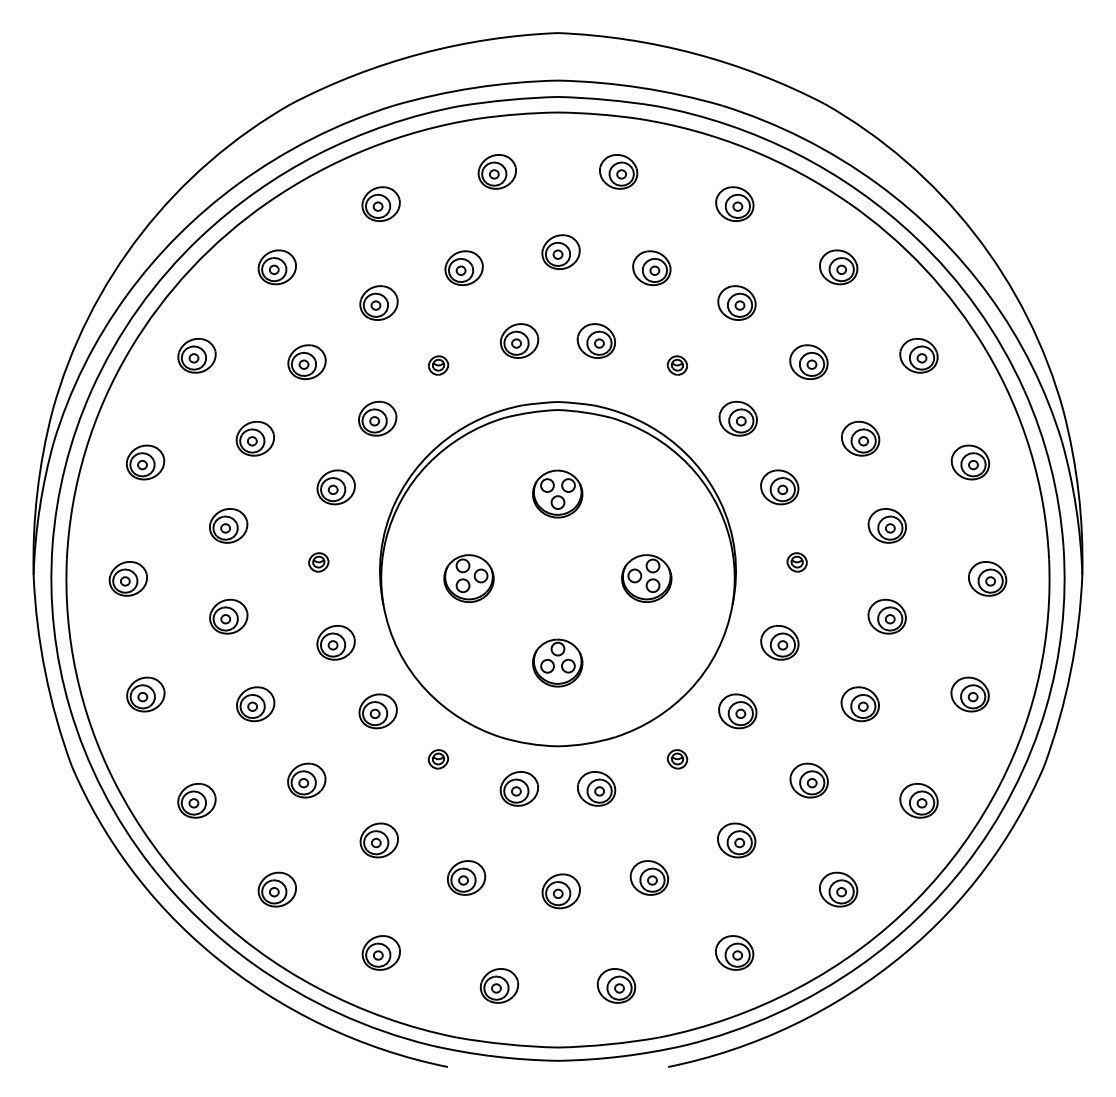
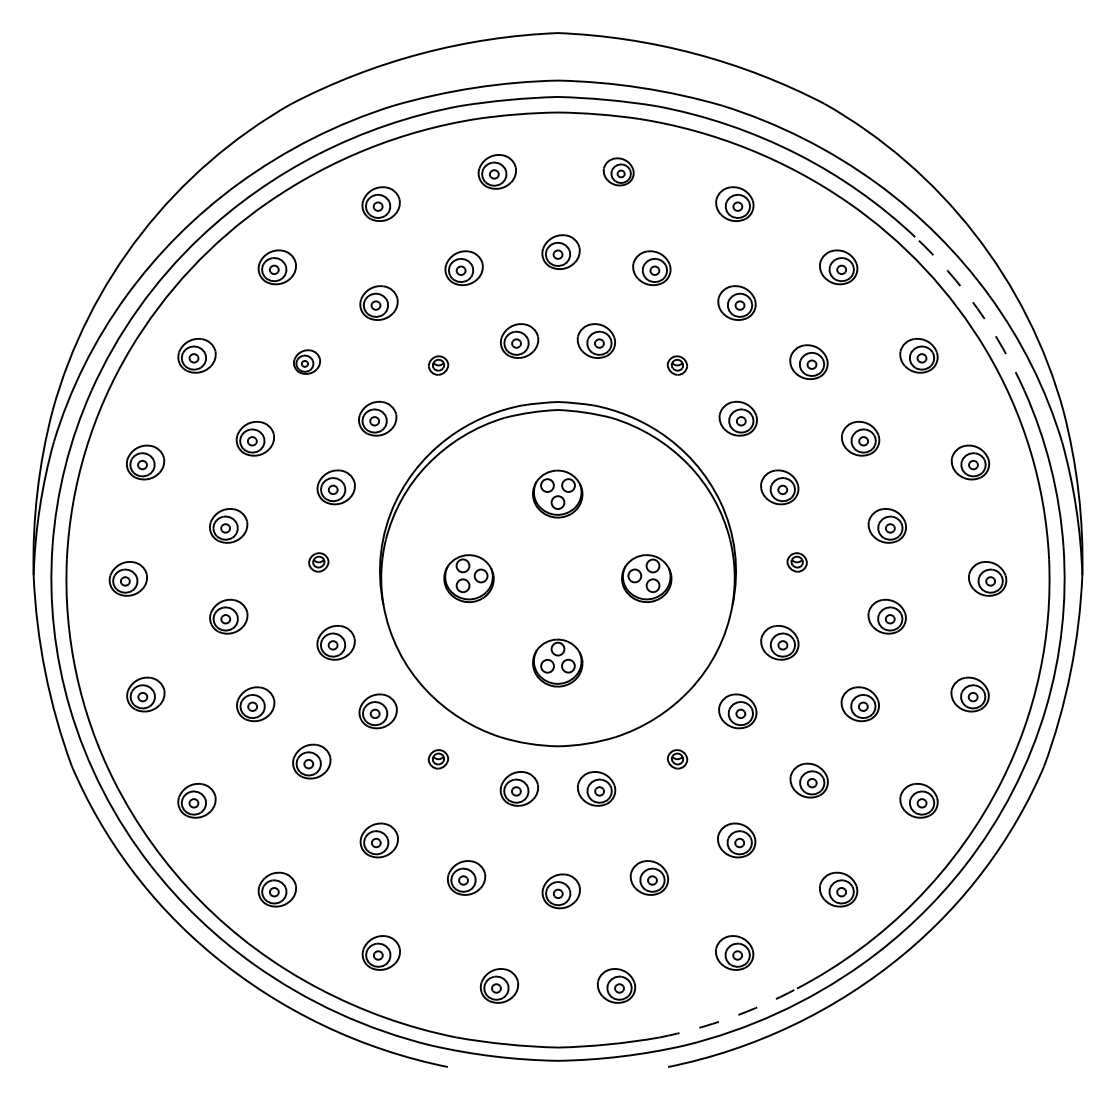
part size: 40x36 px -> 33x30 px (618, 171)
arc: solid -> dashed (977, 308)
part size: 40x36 px -> 28x26 px (306, 361)
part position: (306, 780) -> (311, 761) (311, 761)
arc: solid -> dashed (730, 1018)
